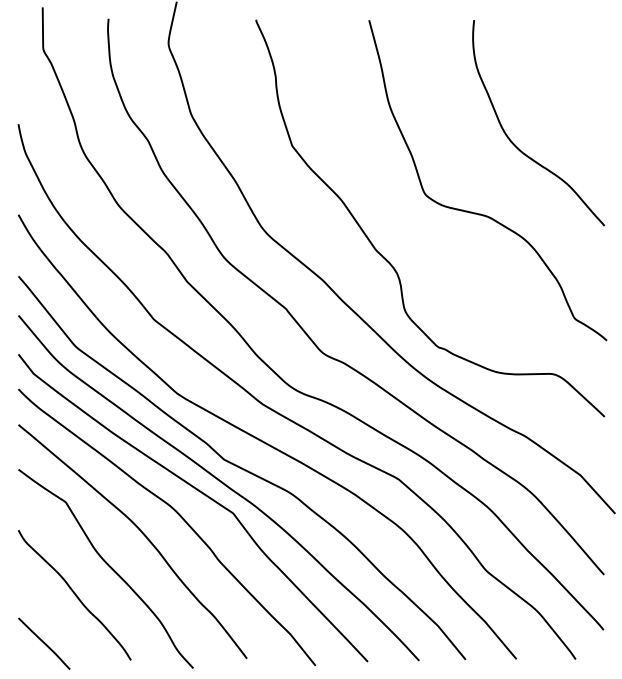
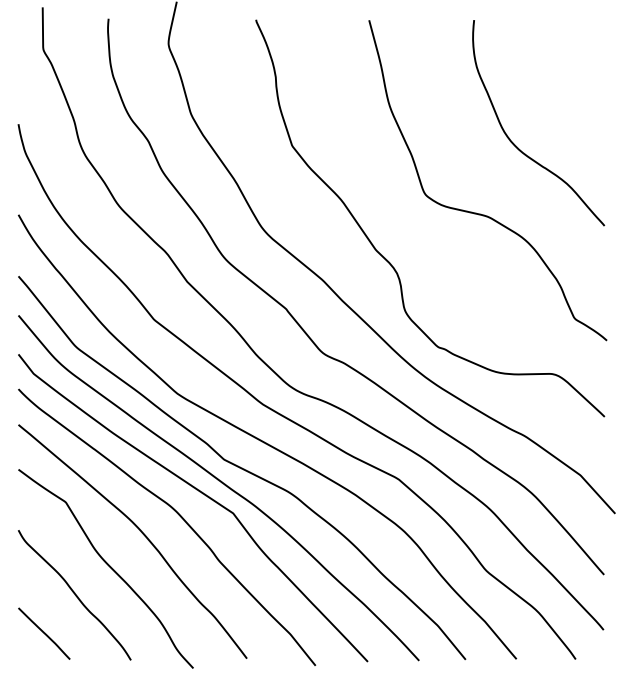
line position: (44, 643) -> (44, 633) (44, 633)
